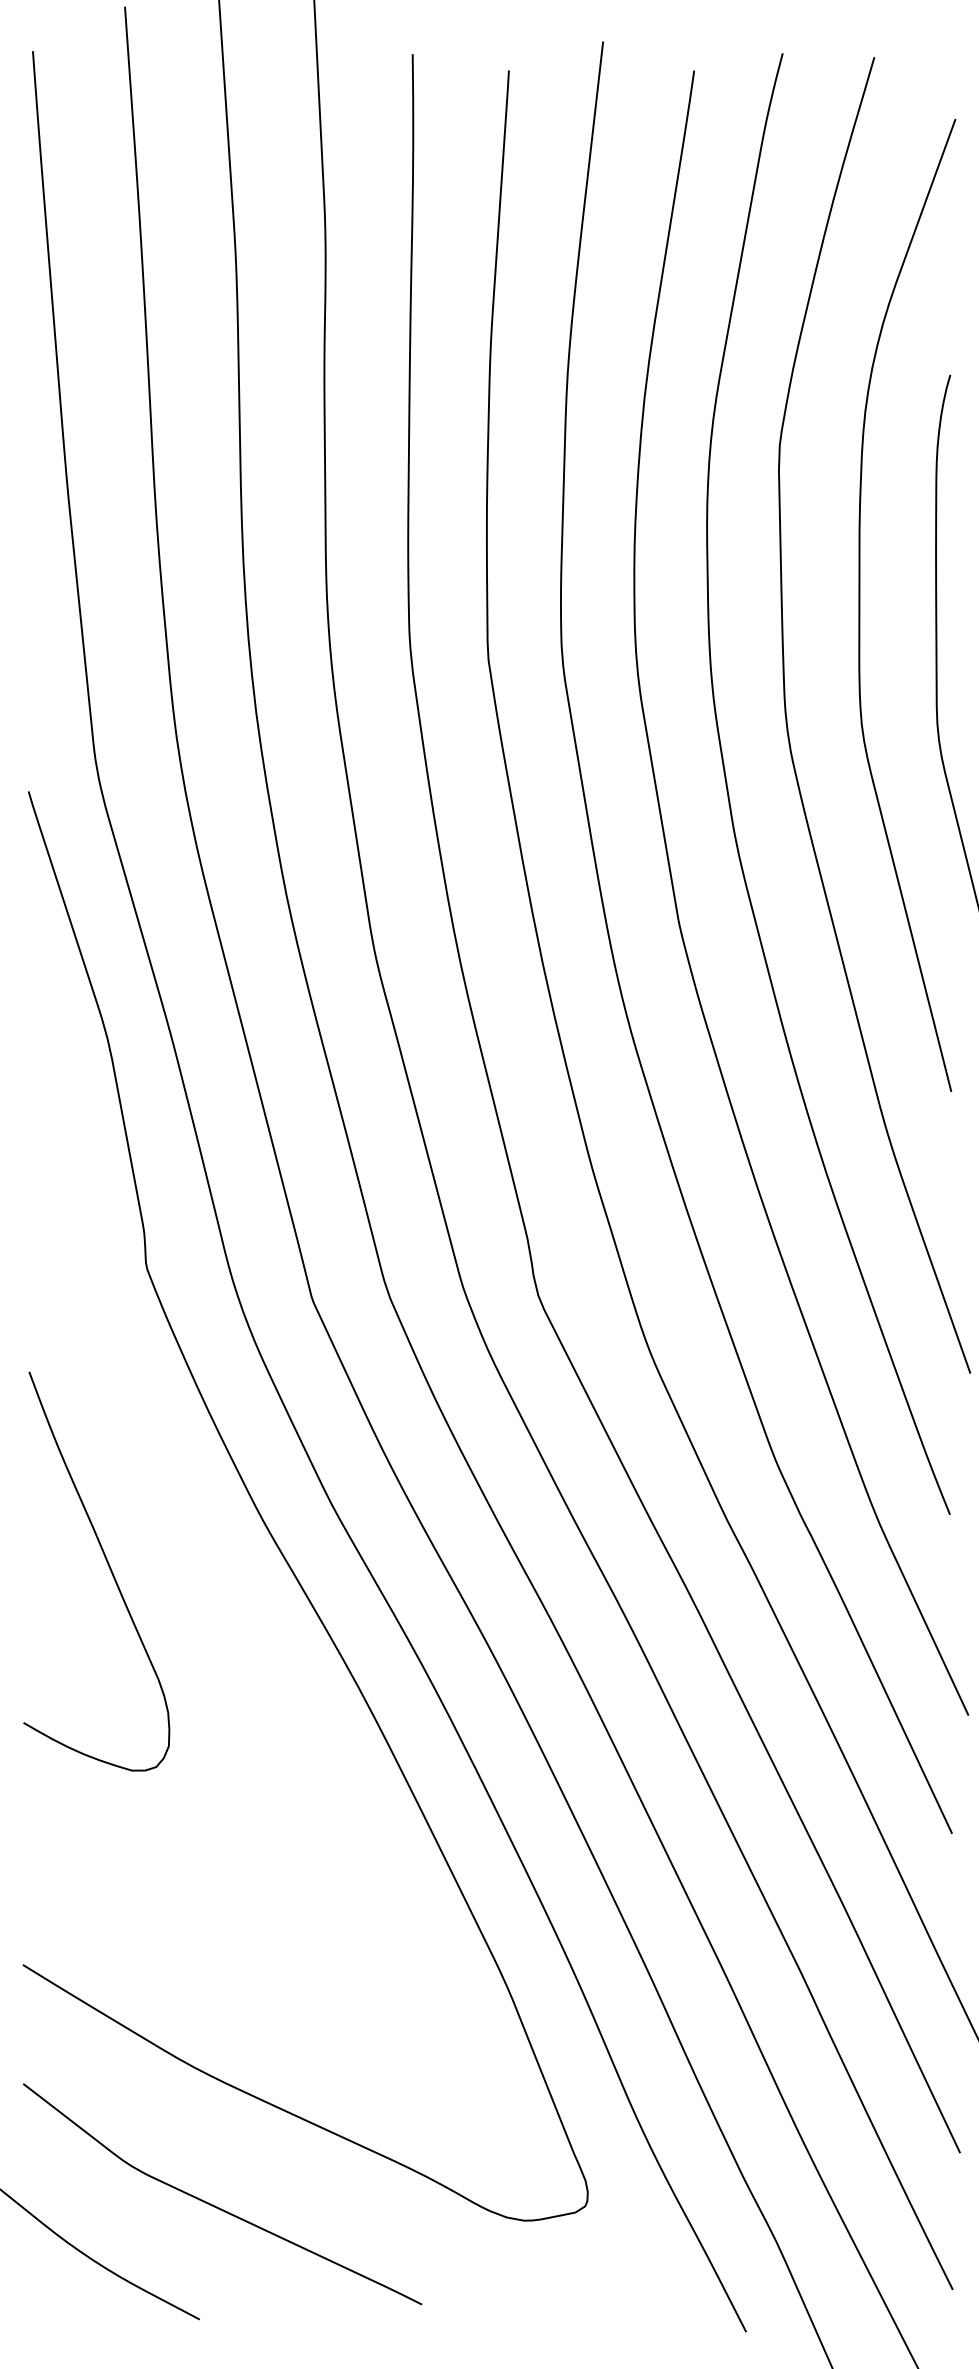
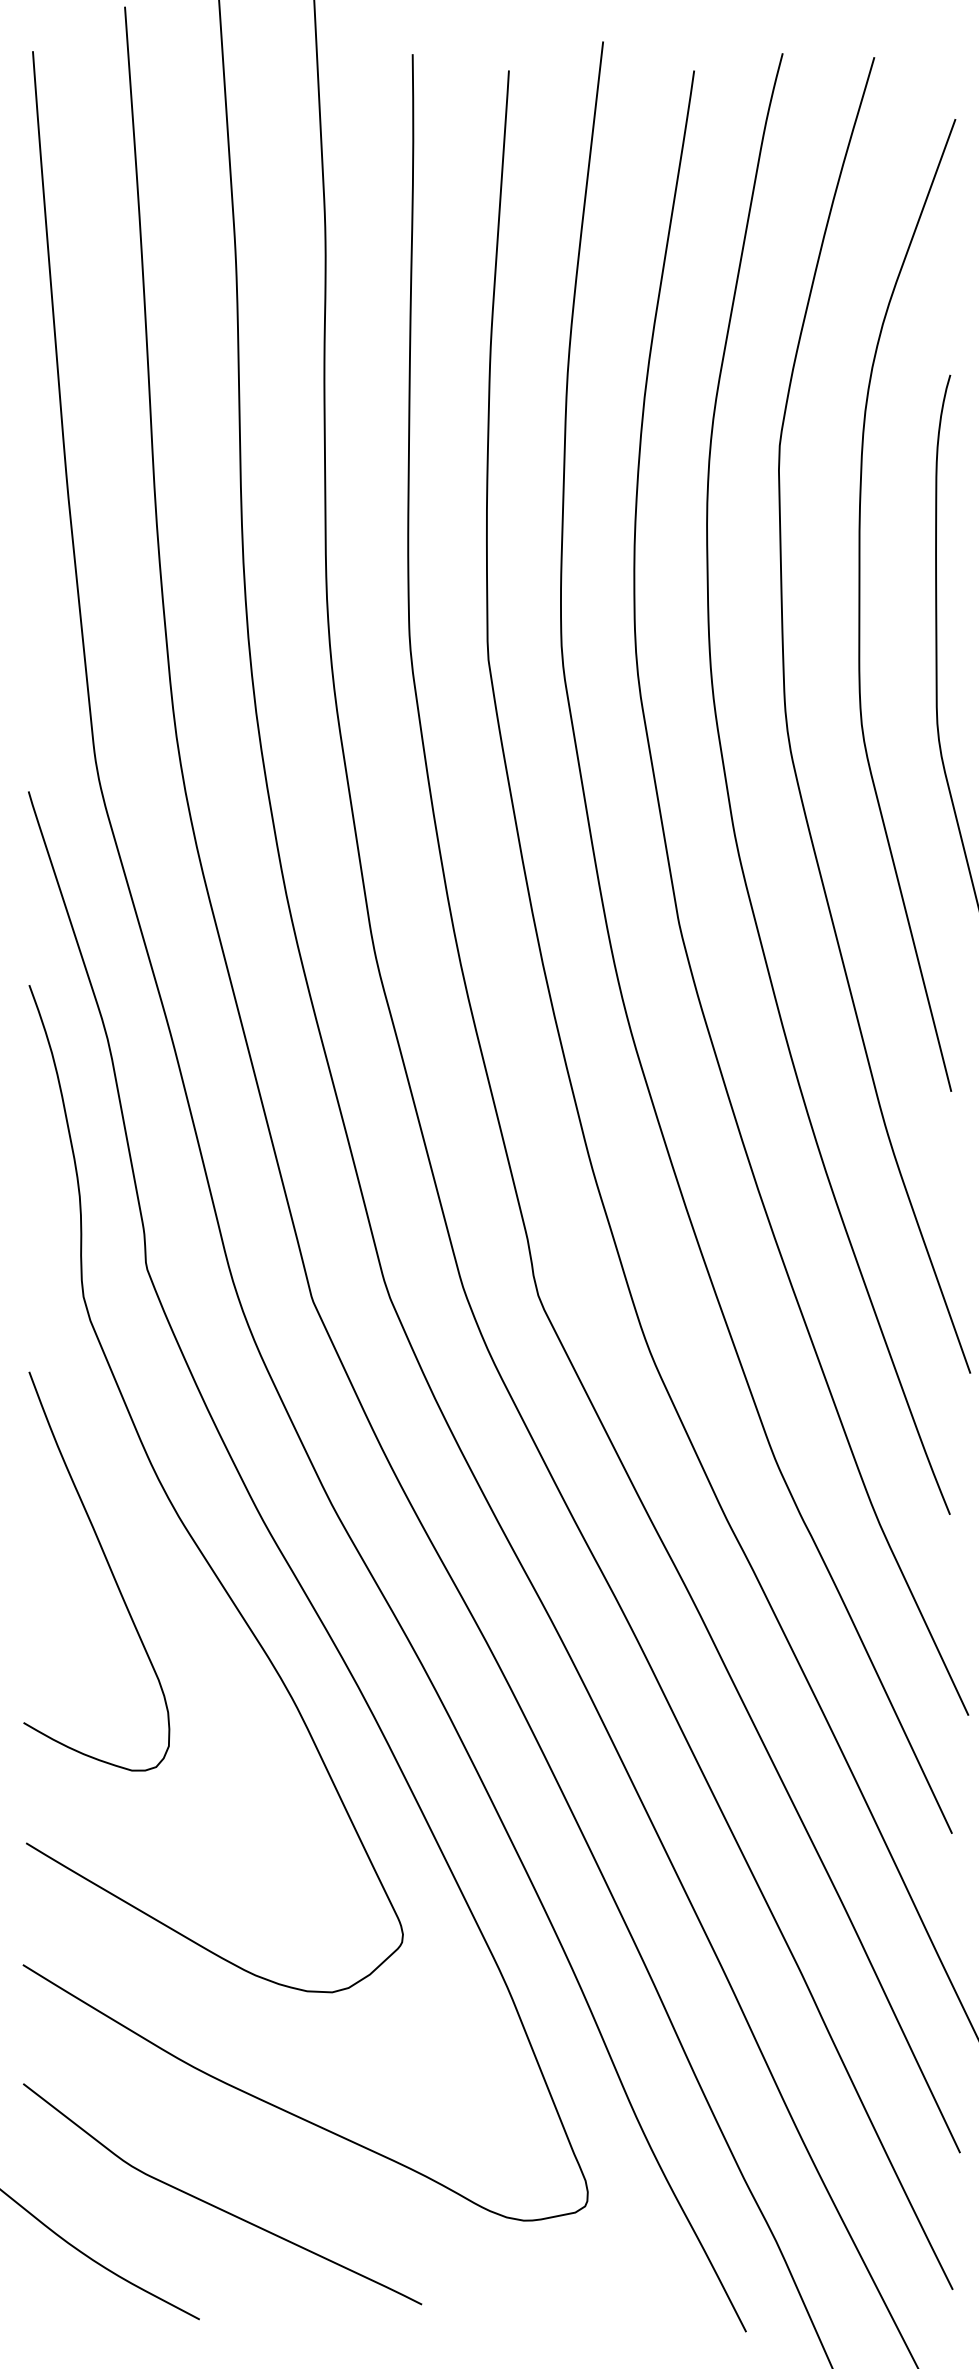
curve: none -> present (178, 1513)
